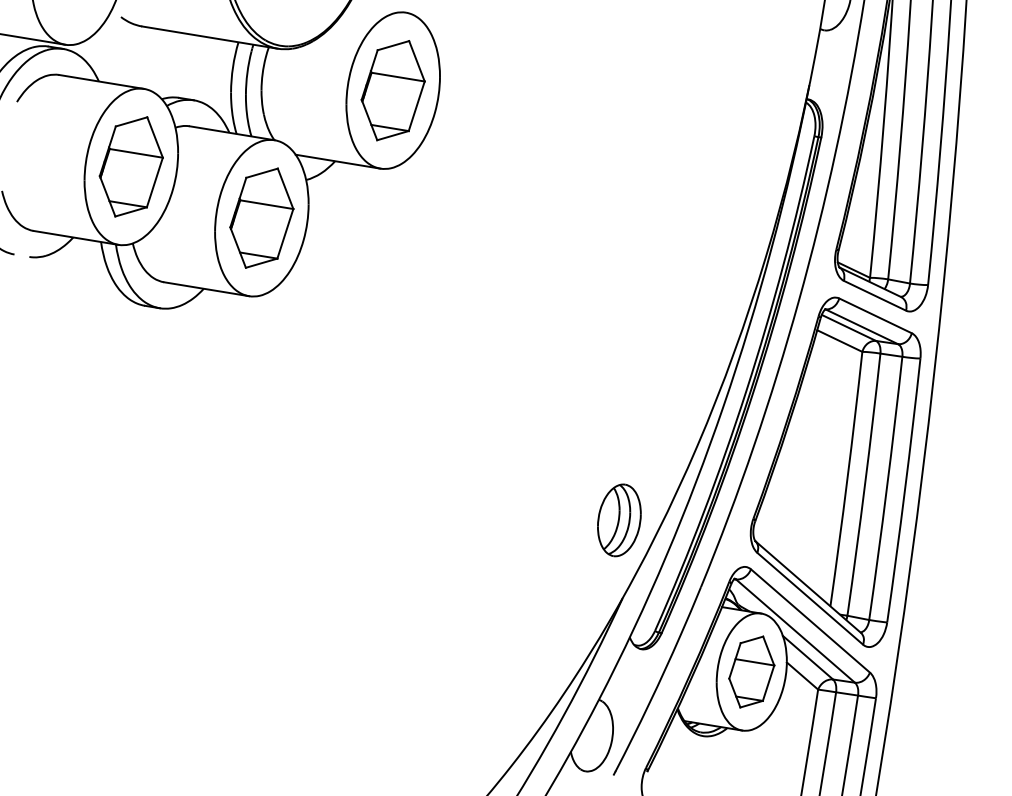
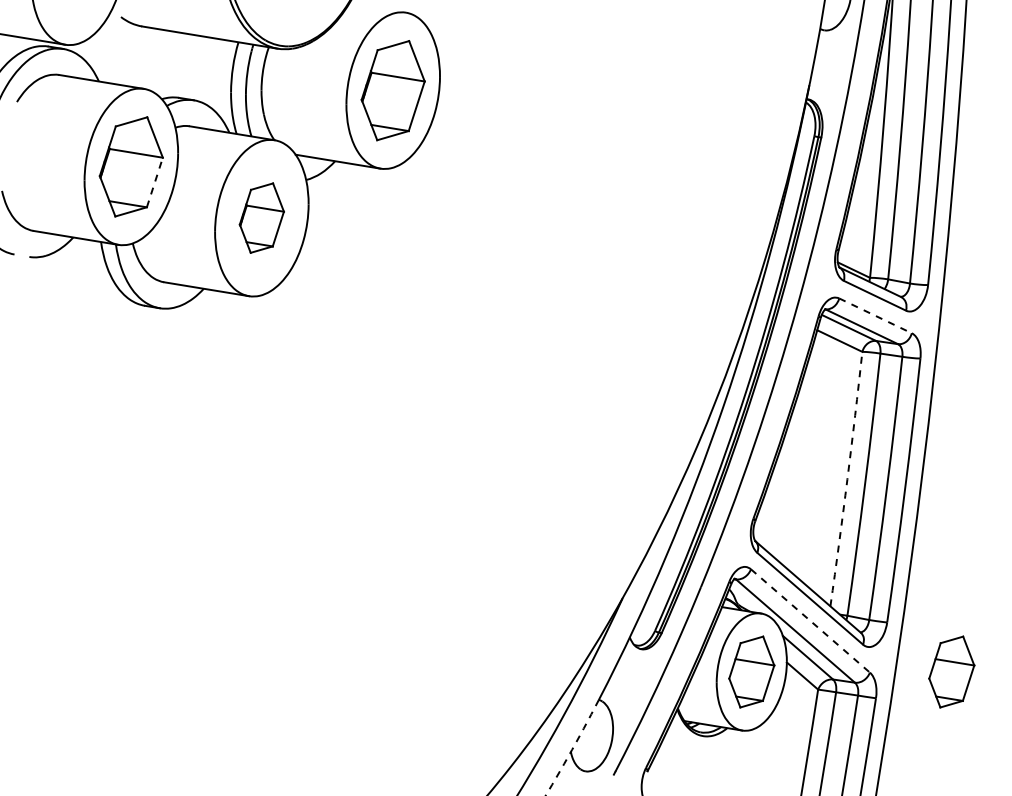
line: solid -> dashed (155, 182)
part size: 66x102 px -> 47x72 px (261, 217)
line: solid -> dashed (875, 316)
arc: solid -> dashed (847, 479)
part: present -> none (619, 520)
line: solid -> dashed (810, 620)
part: none -> present (951, 671)
arc: solid -> dashed (572, 748)
